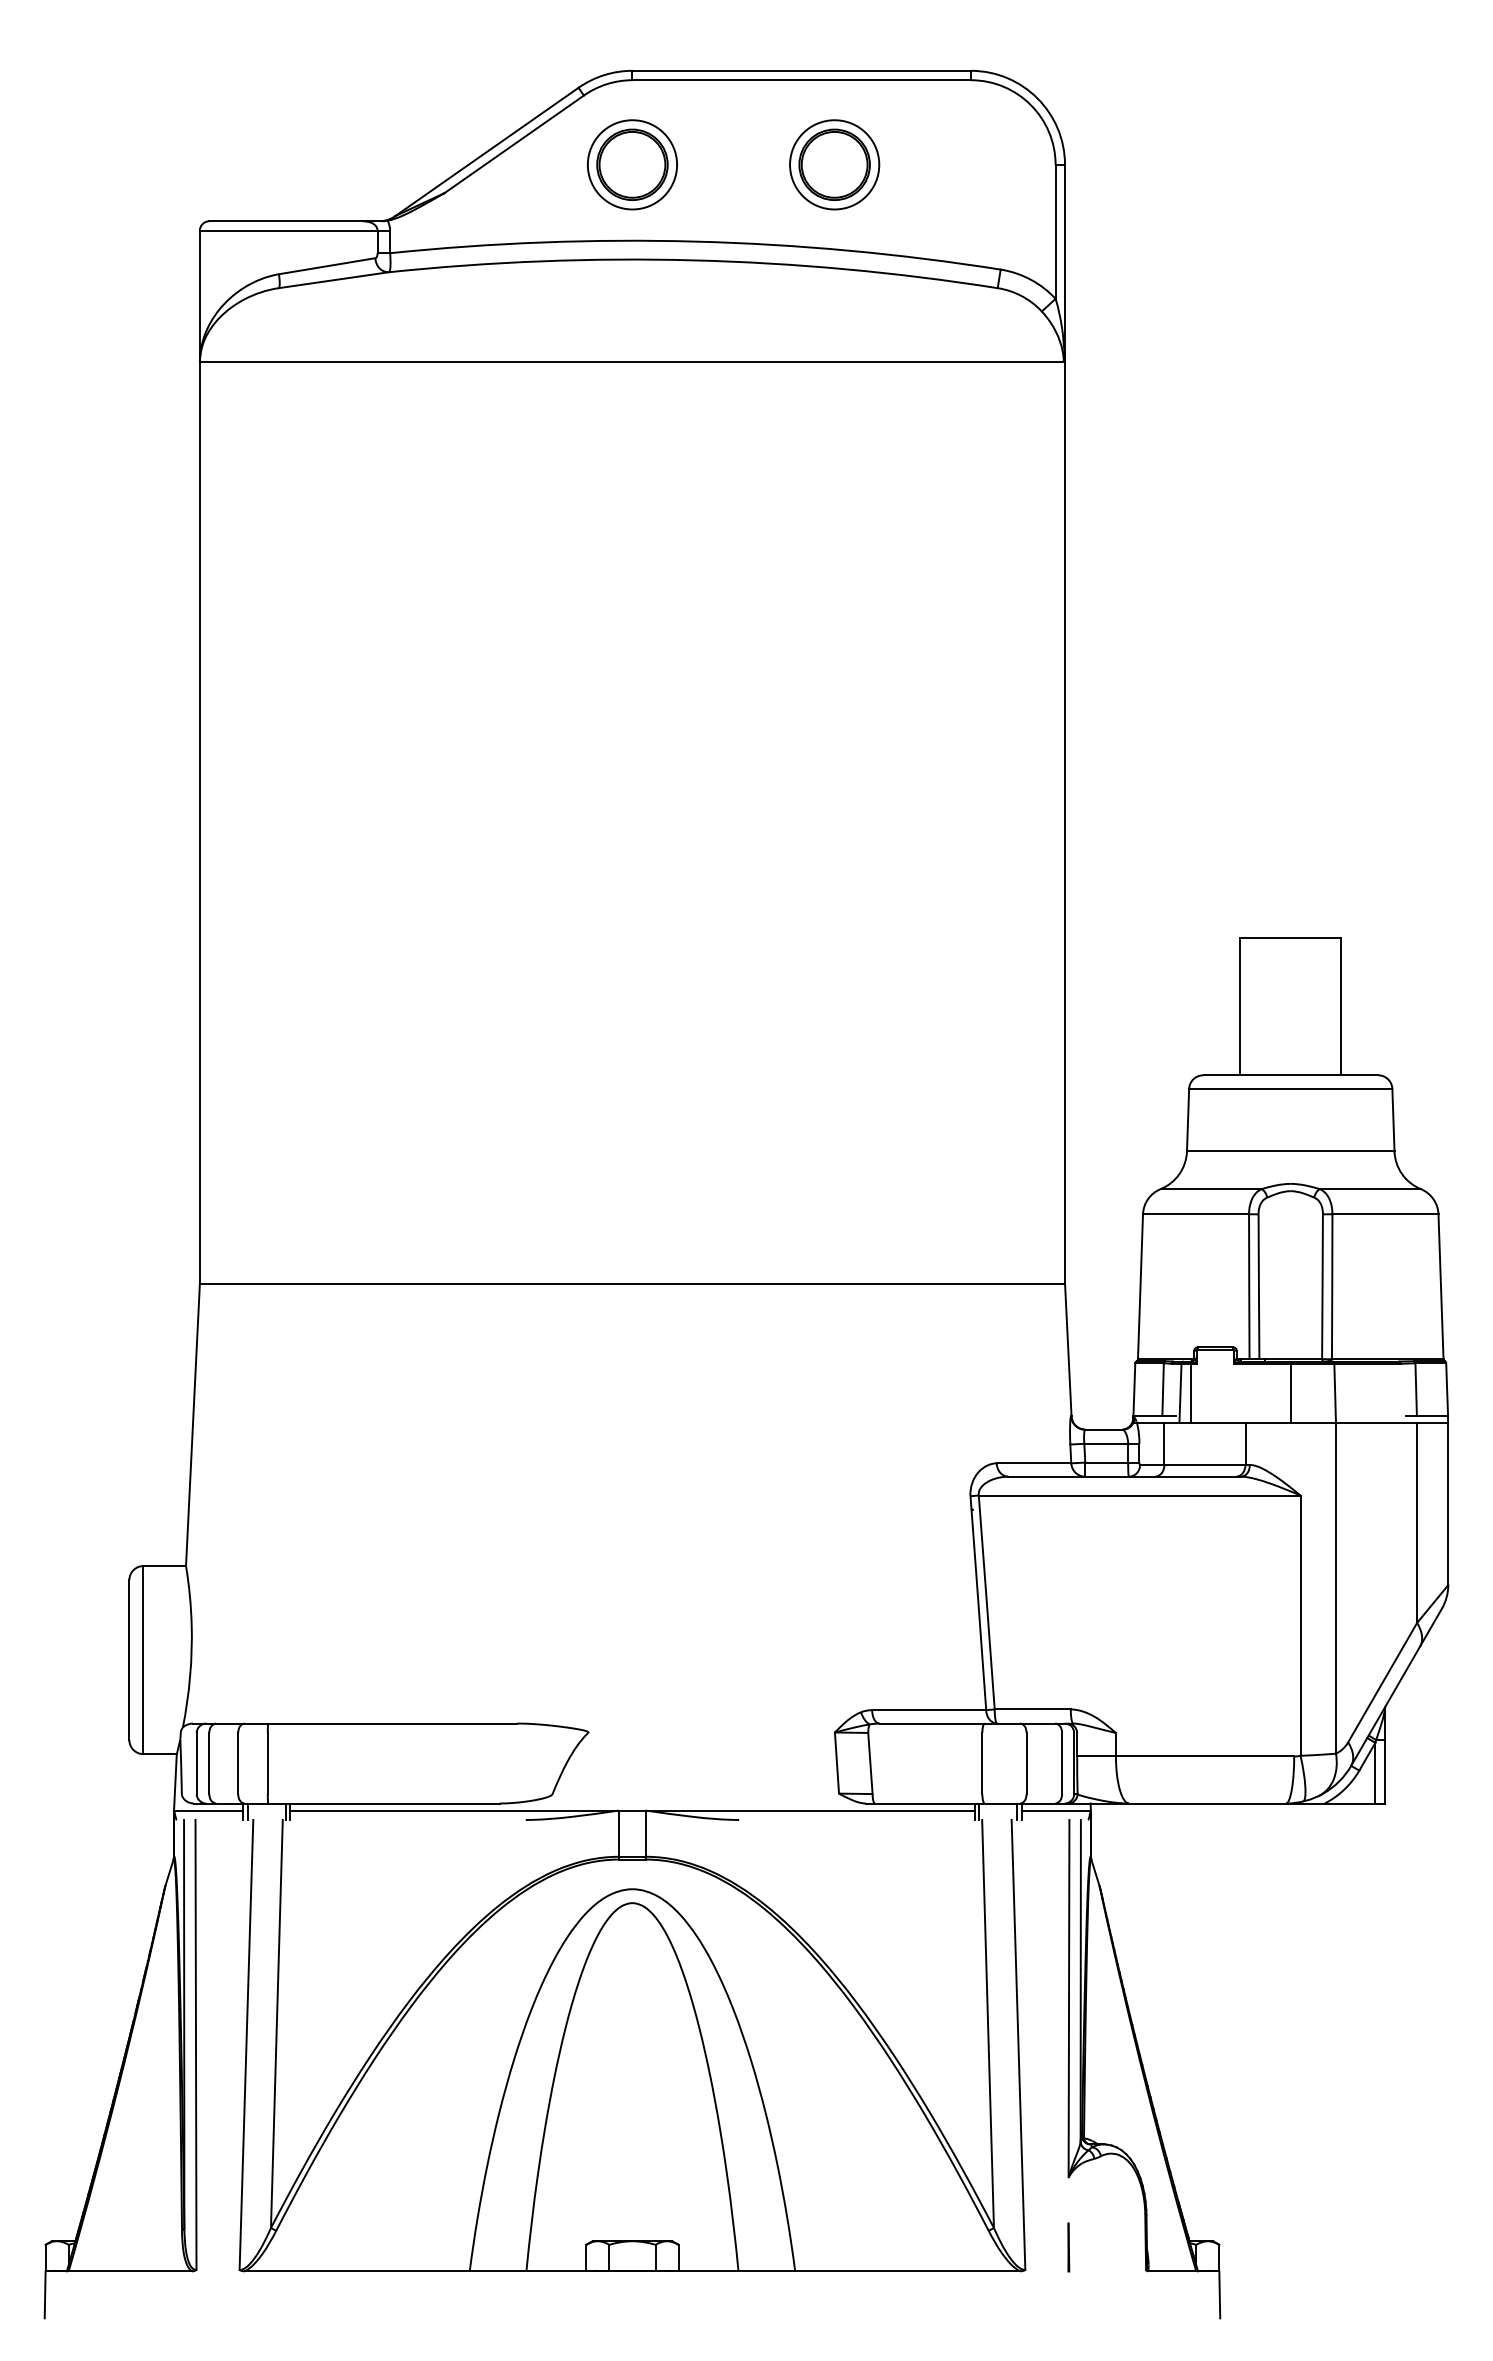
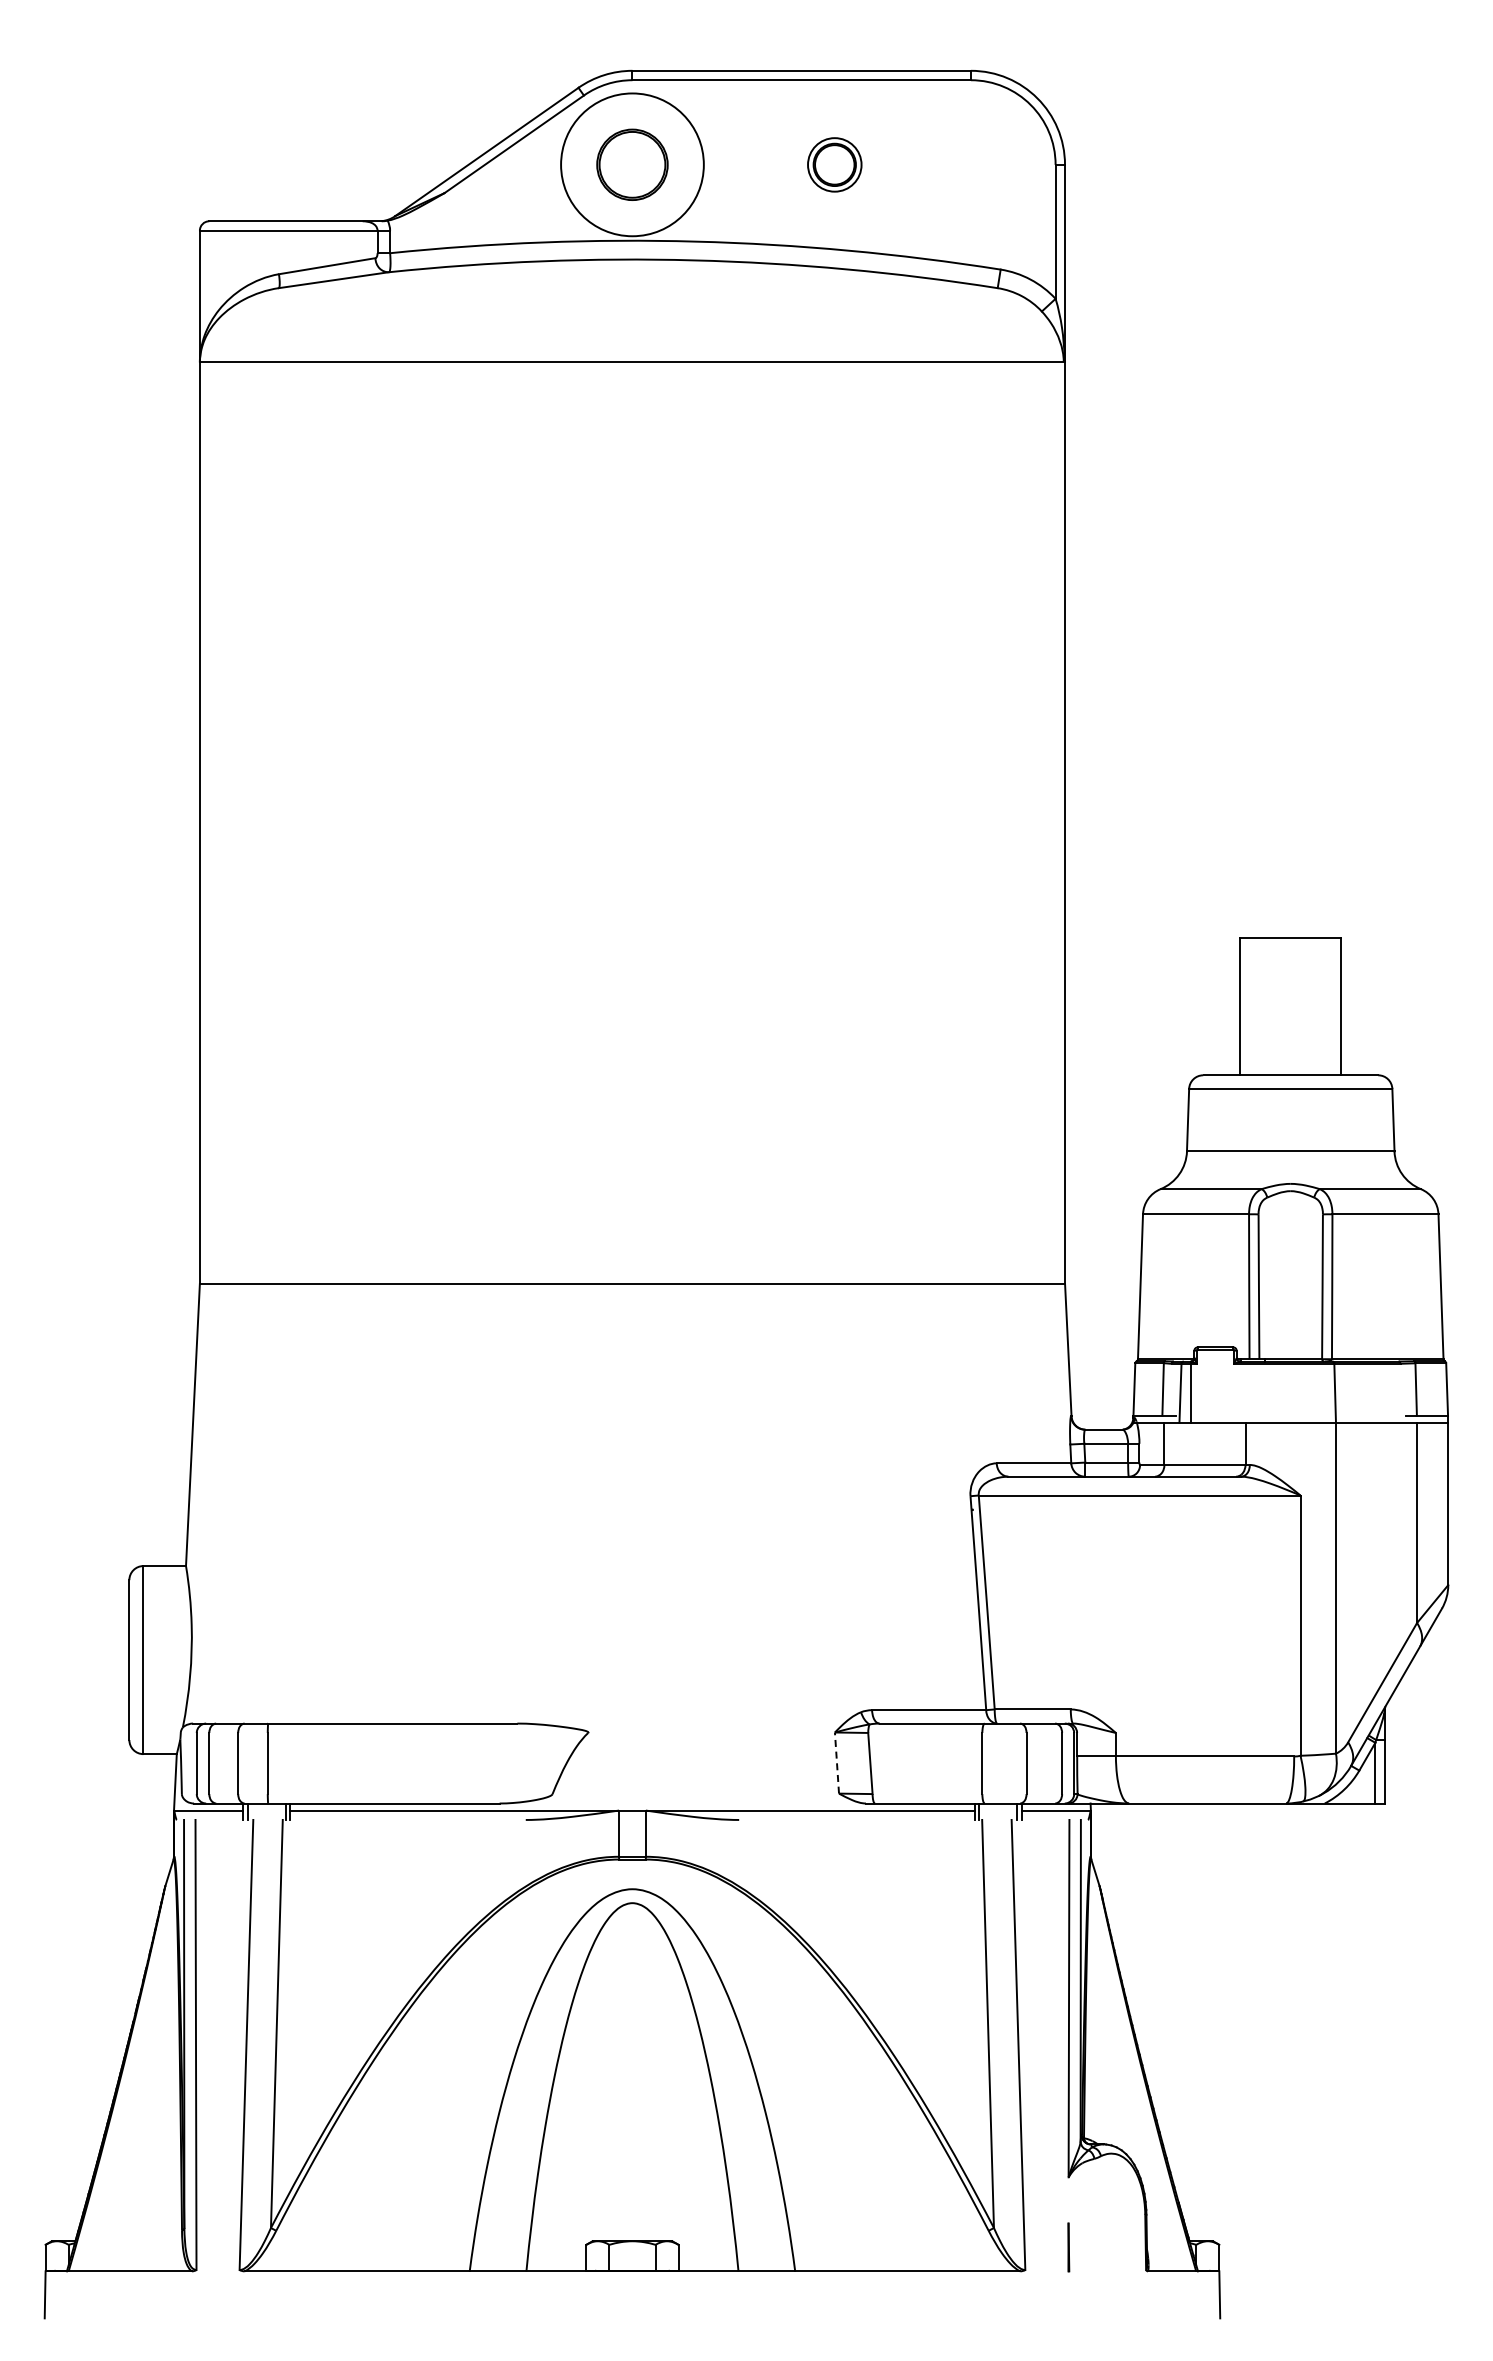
circle diameter: 89 px -> 143 px (632, 164)
part size: 92x92 px -> 56x56 px (834, 164)
line: present -> none (1290, 1391)
line: solid -> dashed (836, 1763)
